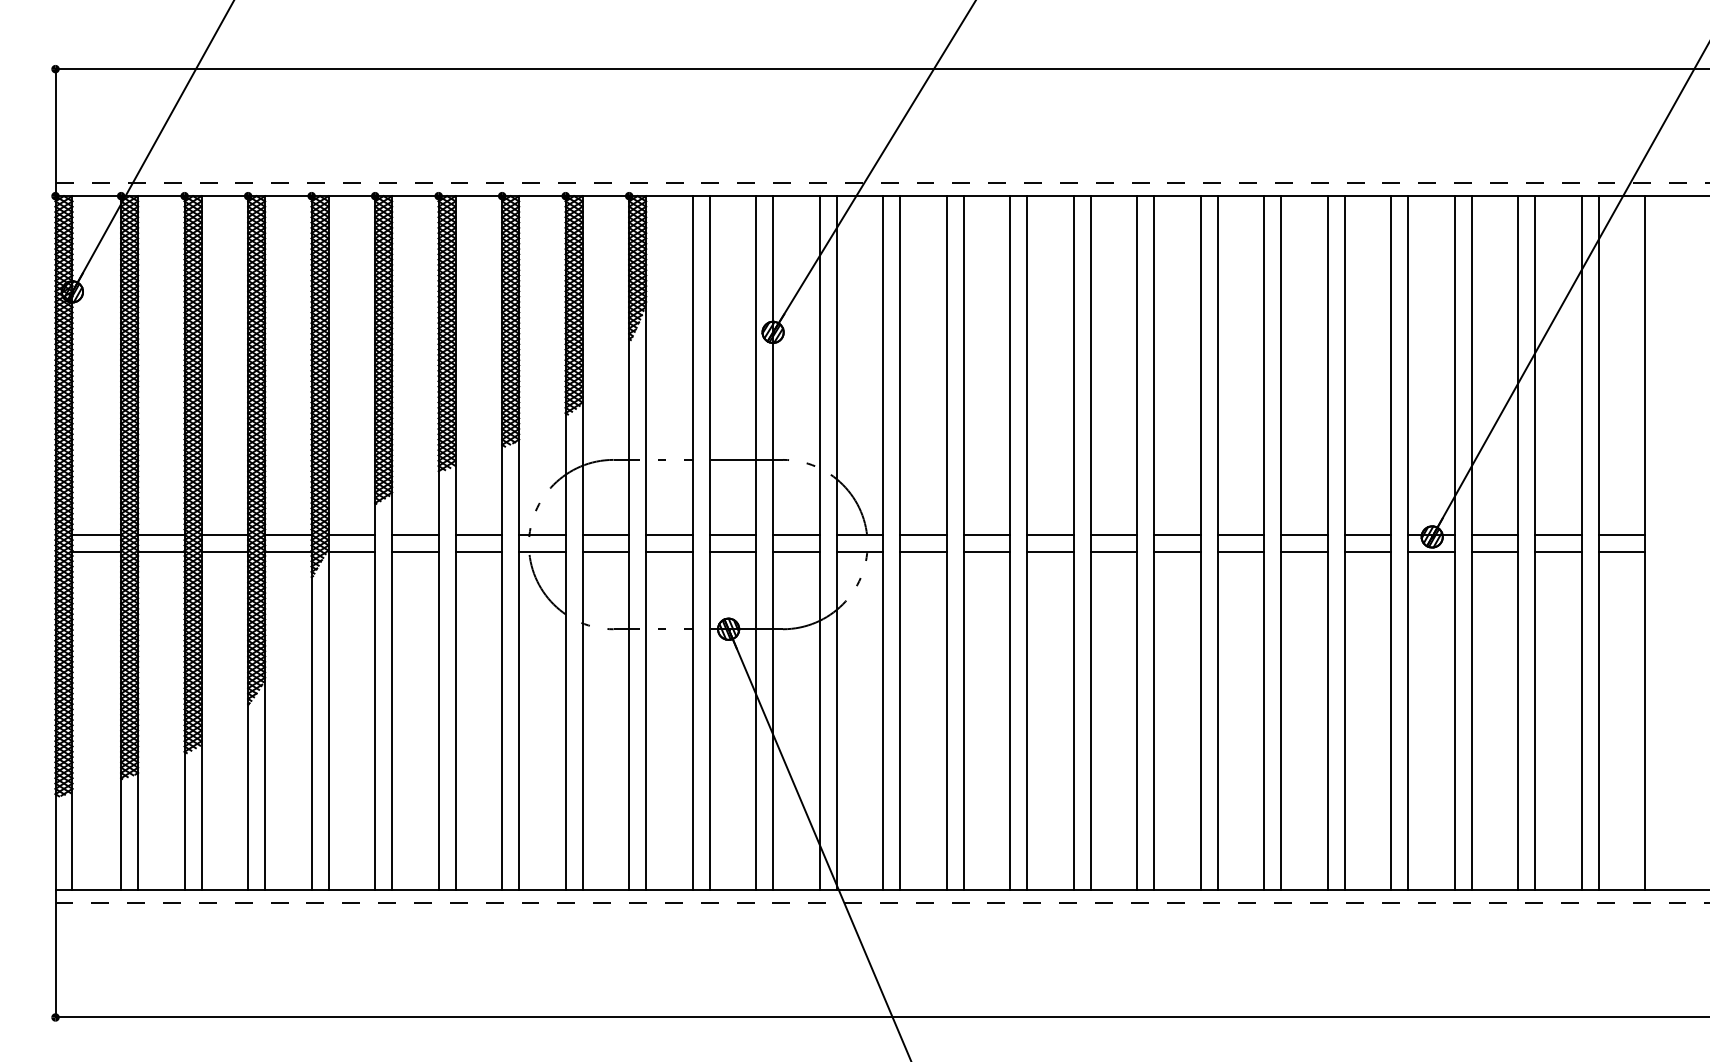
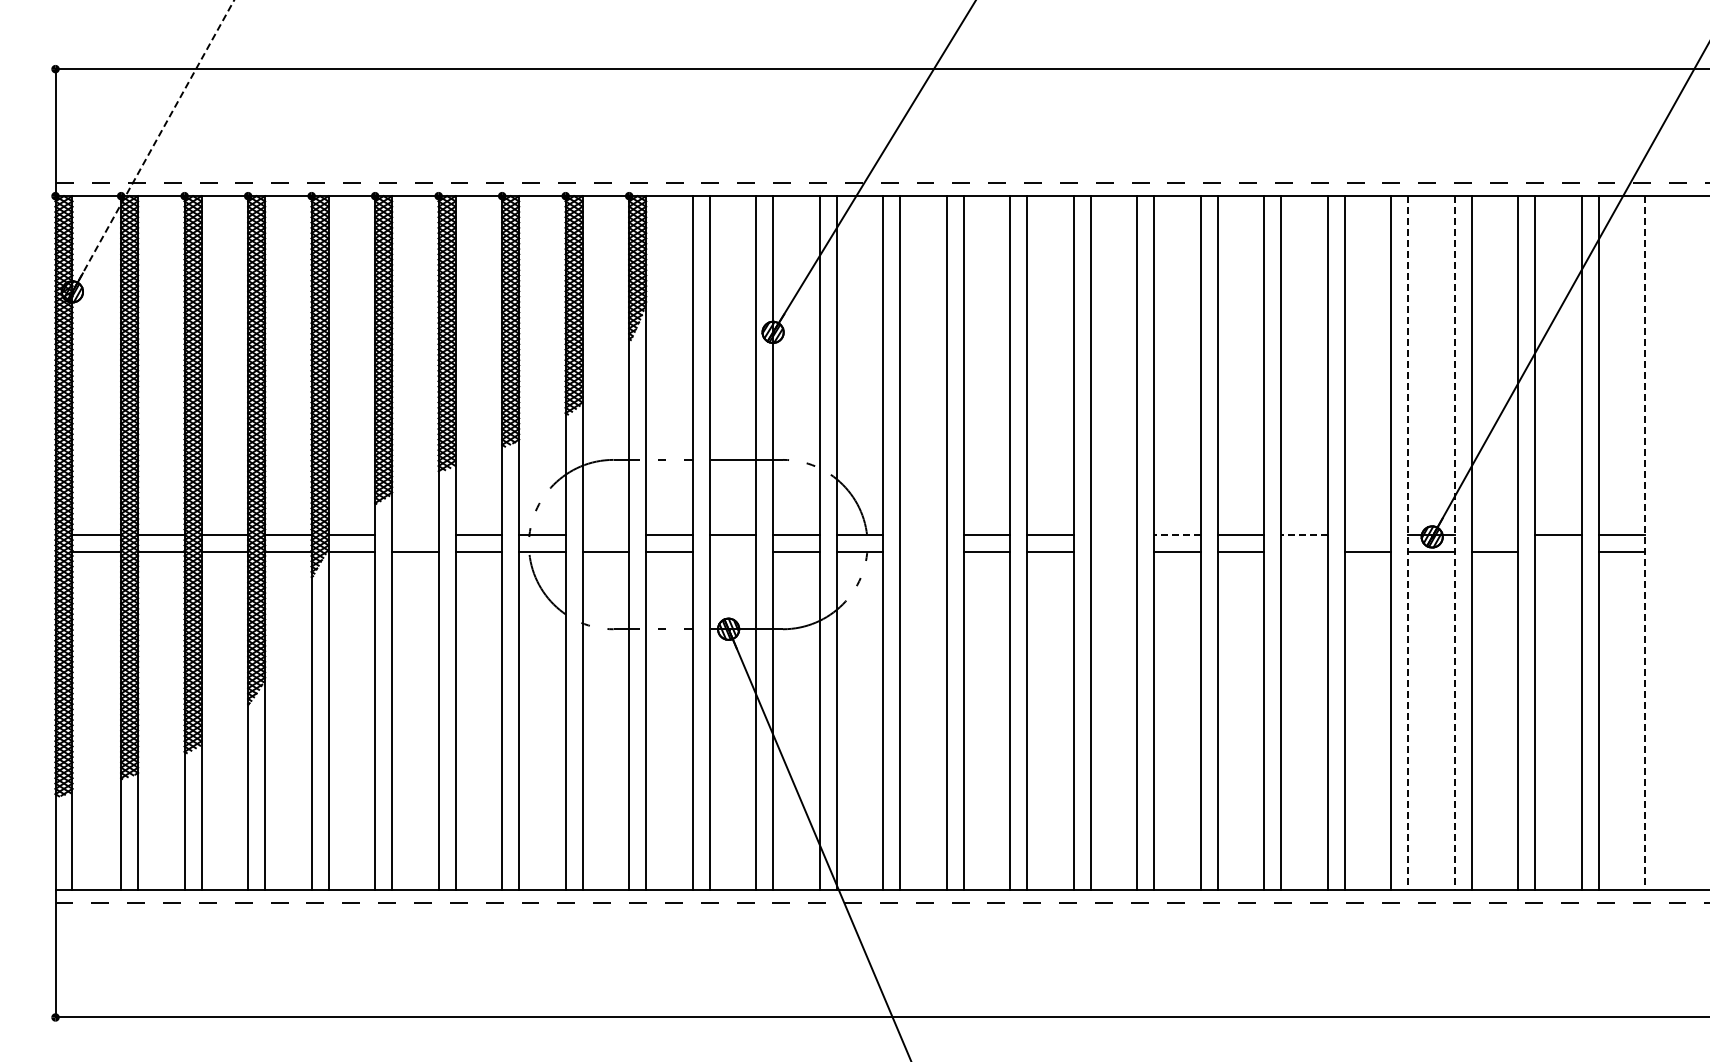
line: solid -> dashed (154, 144)
line: present -> none (415, 534)
line: present -> none (605, 534)
line: present -> none (923, 534)
line: present -> none (1113, 534)
line: solid -> dashed (1176, 534)
line: solid -> dashed (1303, 534)
line: present -> none (1367, 534)
line: present -> none (1494, 534)
line: solid -> dashed (1408, 543)
line: solid -> dashed (1454, 543)
line: solid -> dashed (1645, 543)
line: present -> none (732, 551)
line: present -> none (923, 551)
line: present -> none (1113, 551)
line: present -> none (1304, 551)
line: present -> none (1558, 551)
